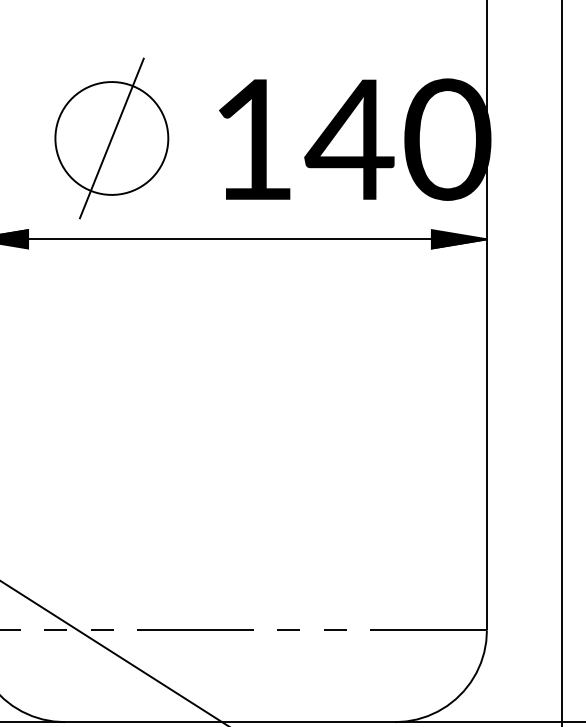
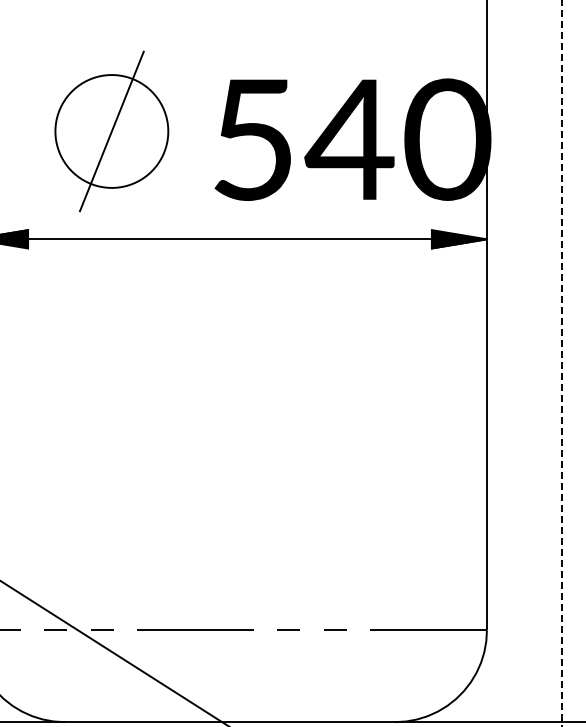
part position: (111, 138) -> (111, 131) (111, 131)
text: 140 -> 540 (252, 139)
line: solid -> dashed (561, 363)
